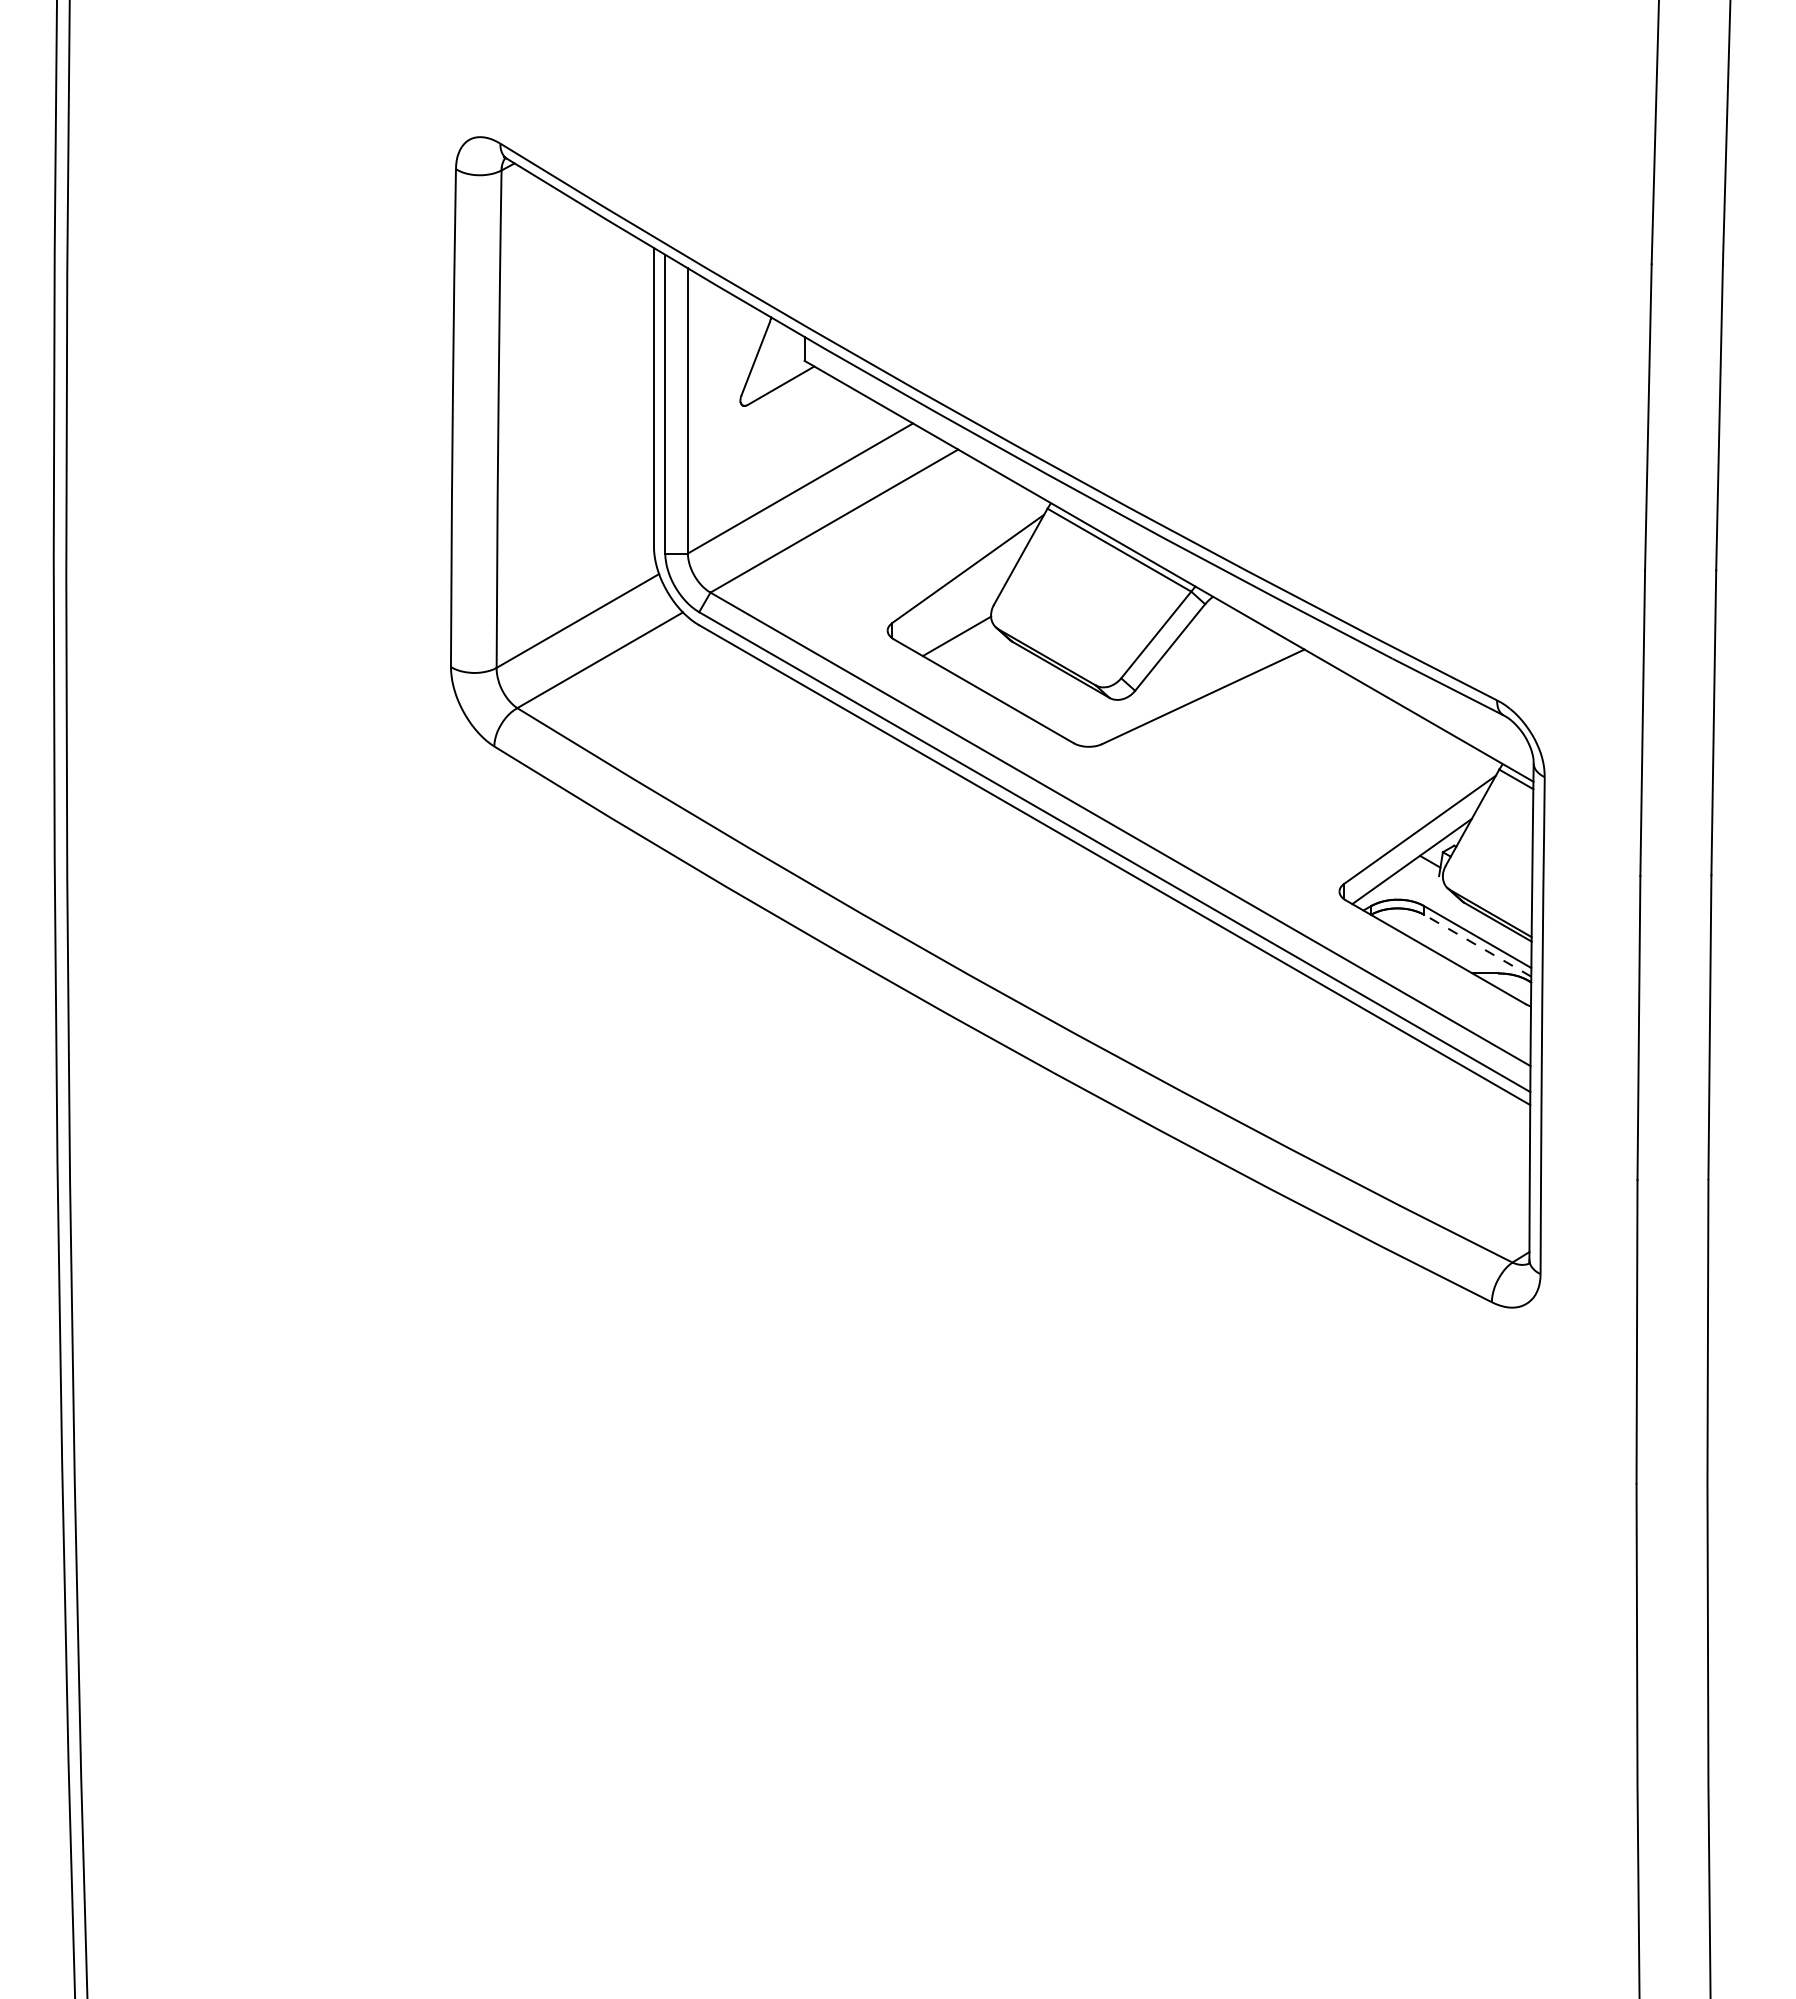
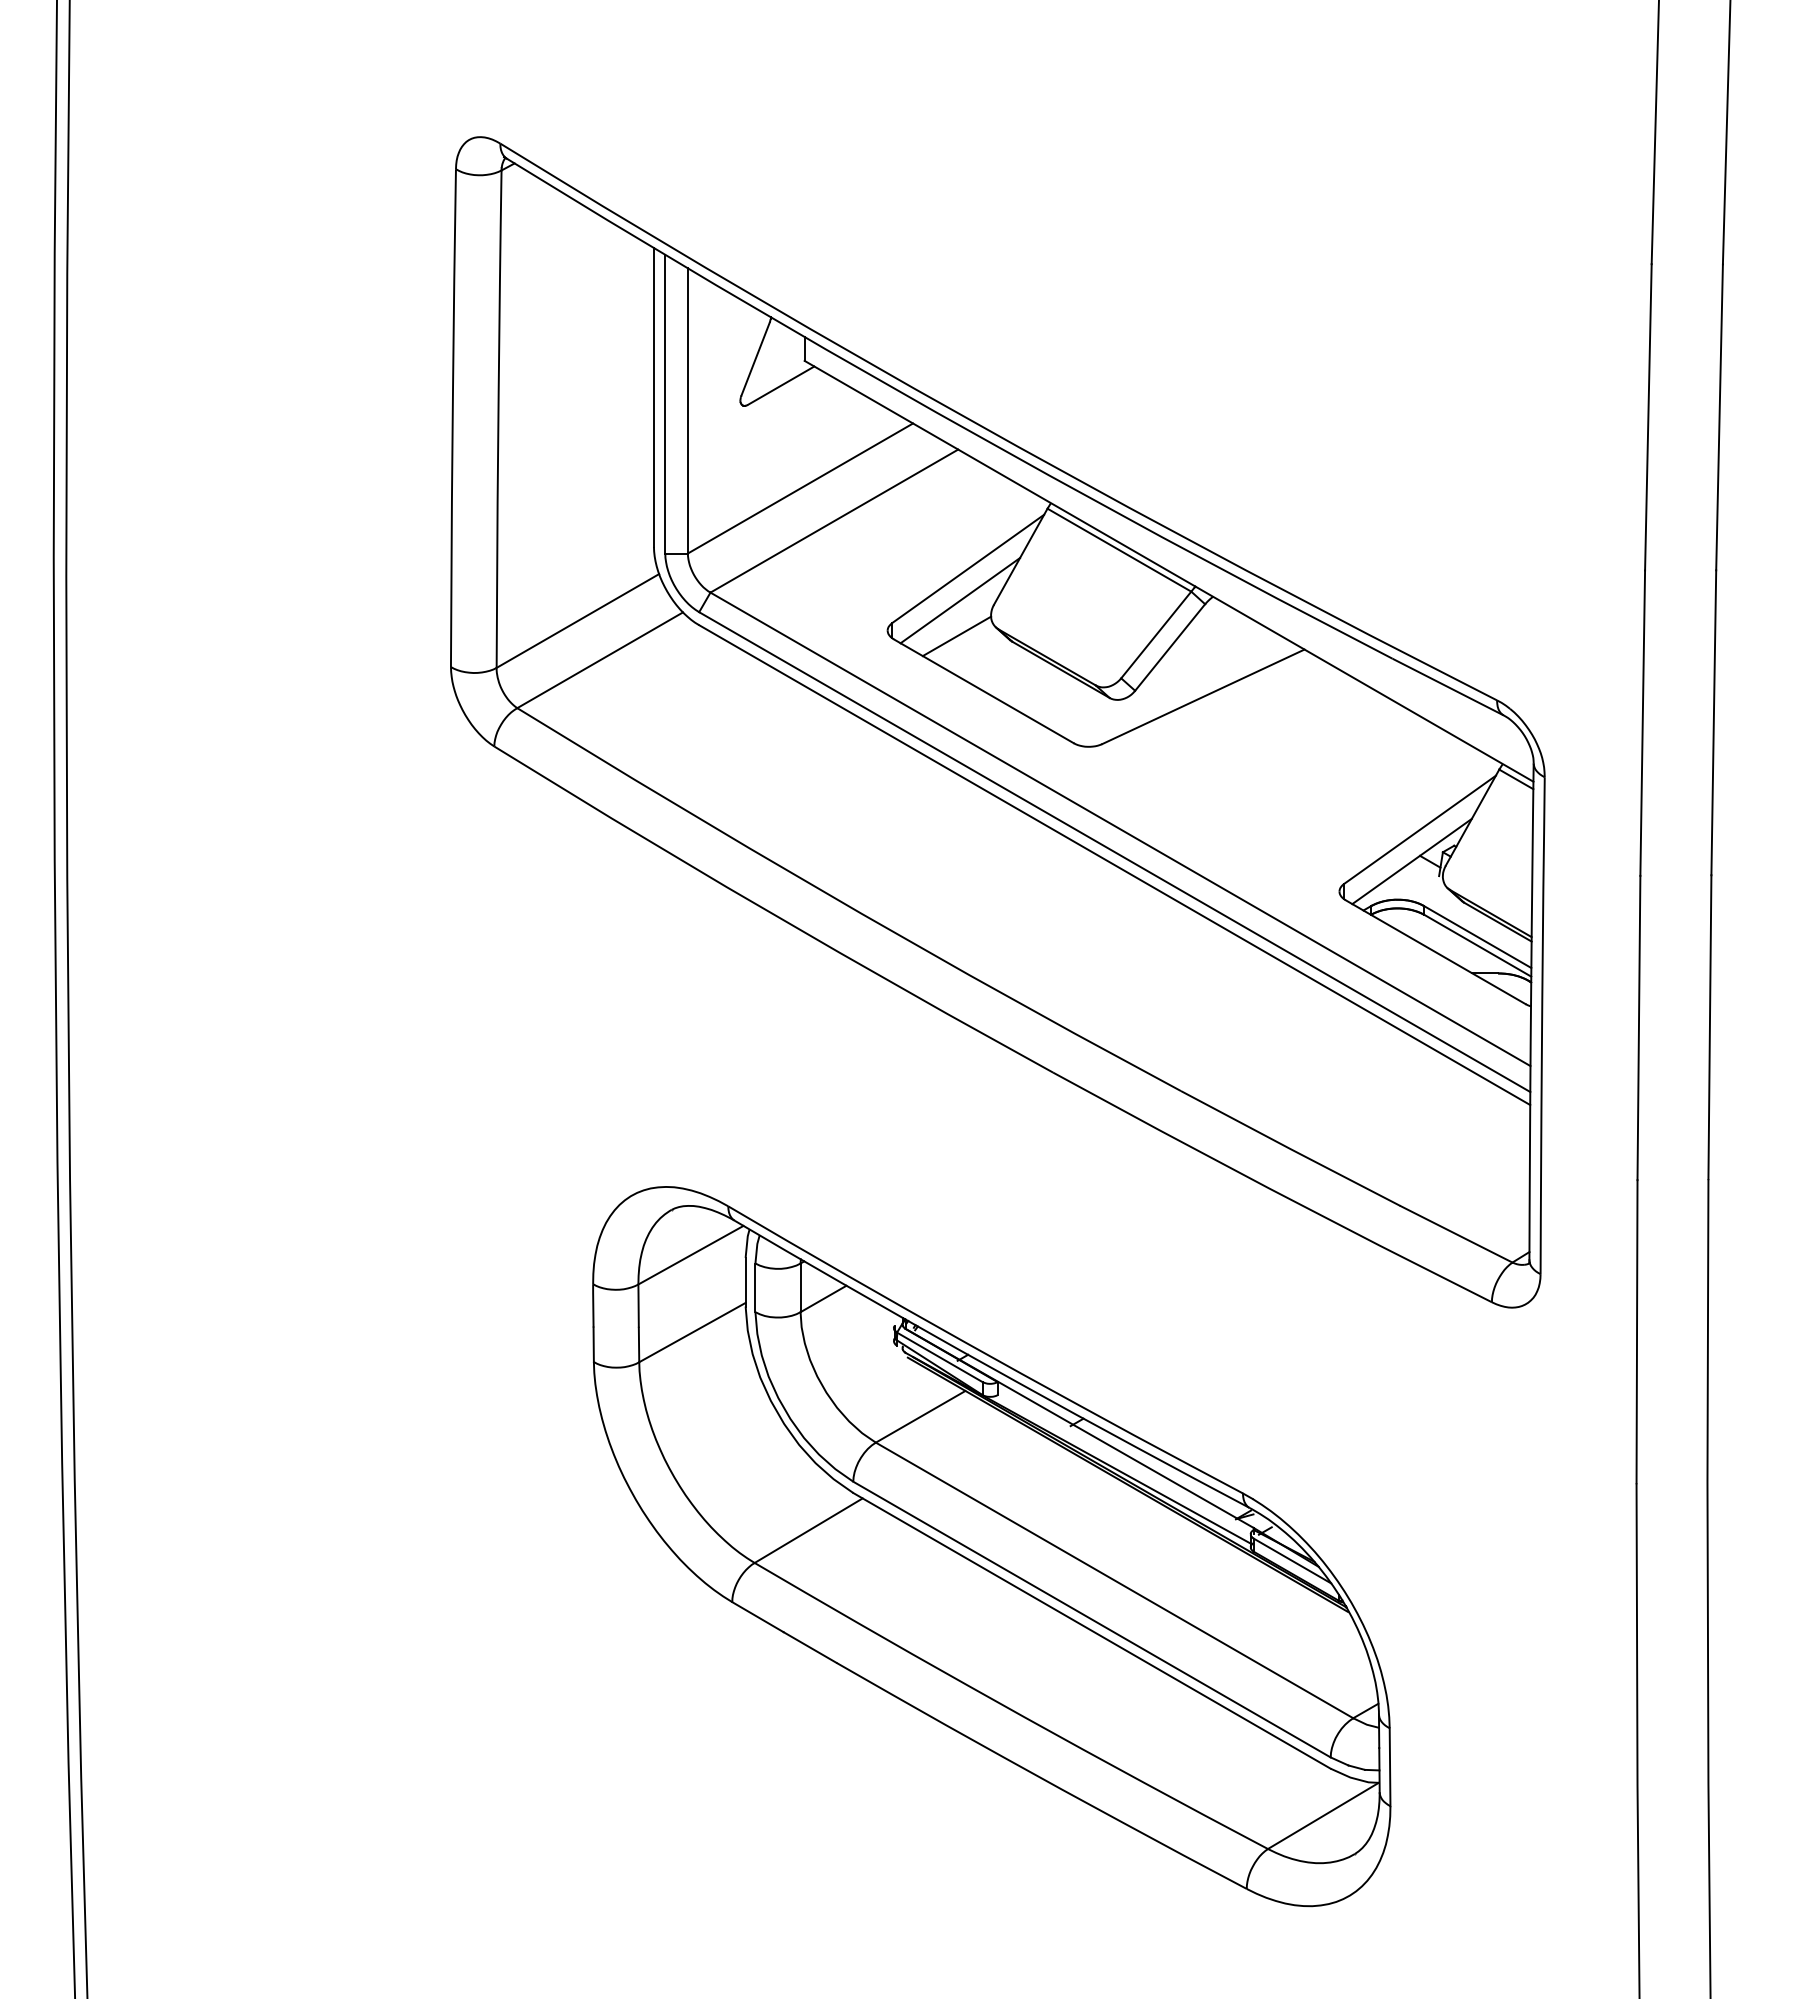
line: none -> present (960, 600)
line: dashed -> solid (1477, 945)
part: none -> present (991, 1546)
